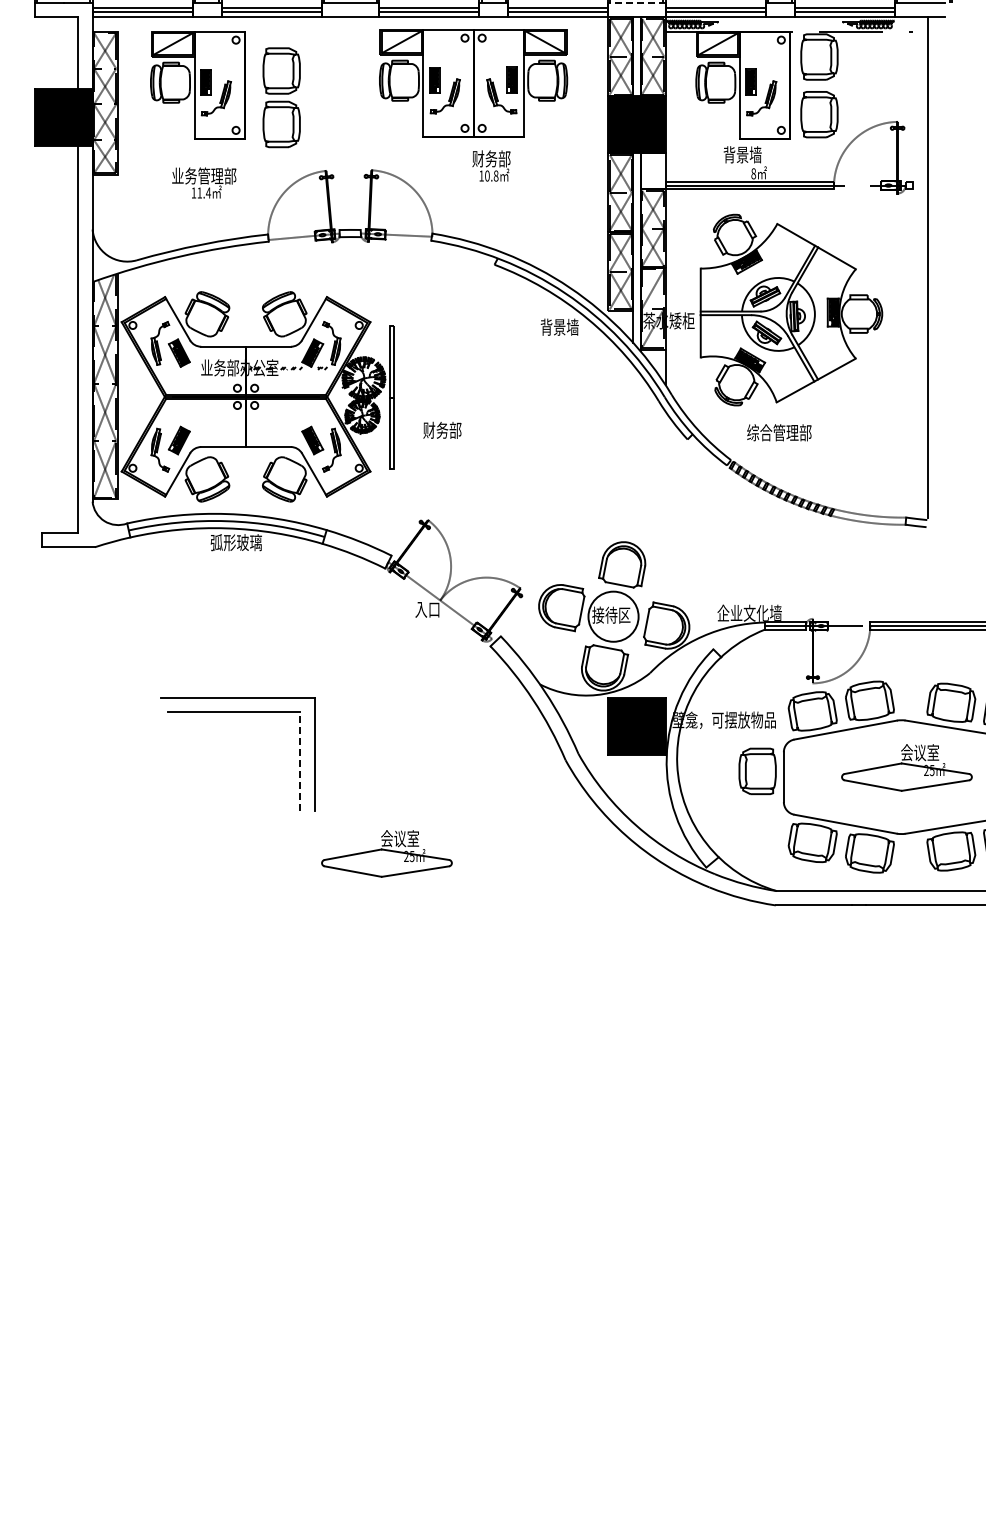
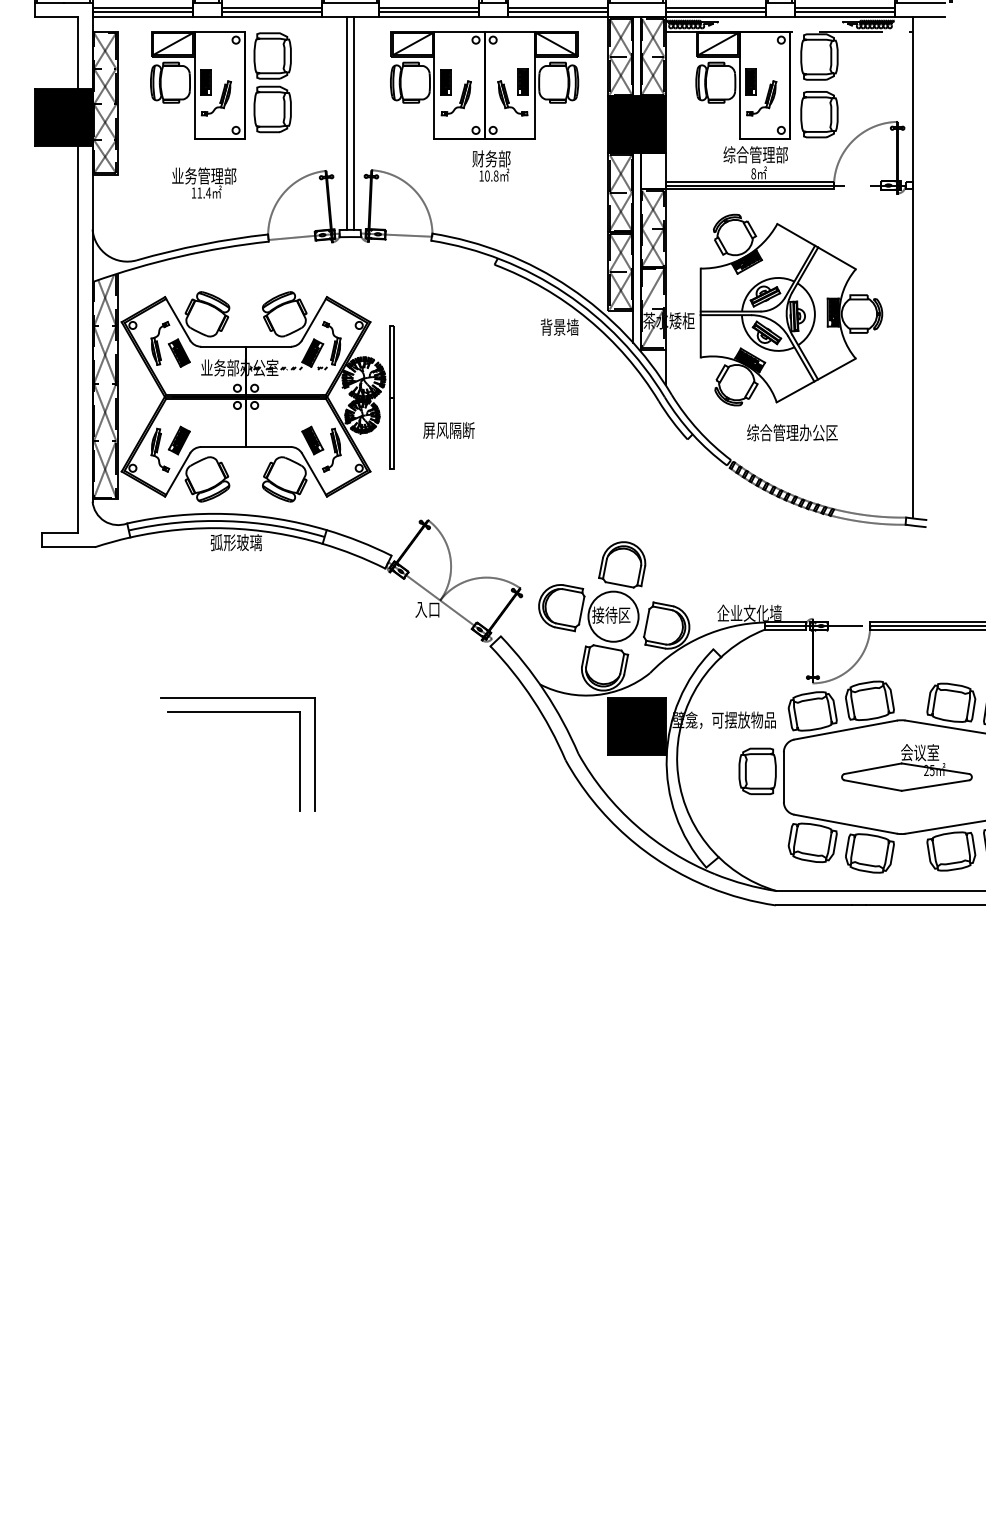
line: dashed -> solid (636, 2)
part position: (473, 83) -> (484, 85) (484, 85)
part position: (281, 97) -> (272, 82) (272, 82)
line: none -> present (346, 123)
line: none -> present (354, 123)
text: 背景墙 -> 综合管理部 (755, 154)
line position: (927, 267) -> (912, 267) (912, 267)
text: 财务部 -> 屏风隔断 (448, 429)
text: 综合管理部 -> 综合管理办公区 (818, 432)
line: dashed -> solid (300, 761)
part: present -> none (386, 853)
